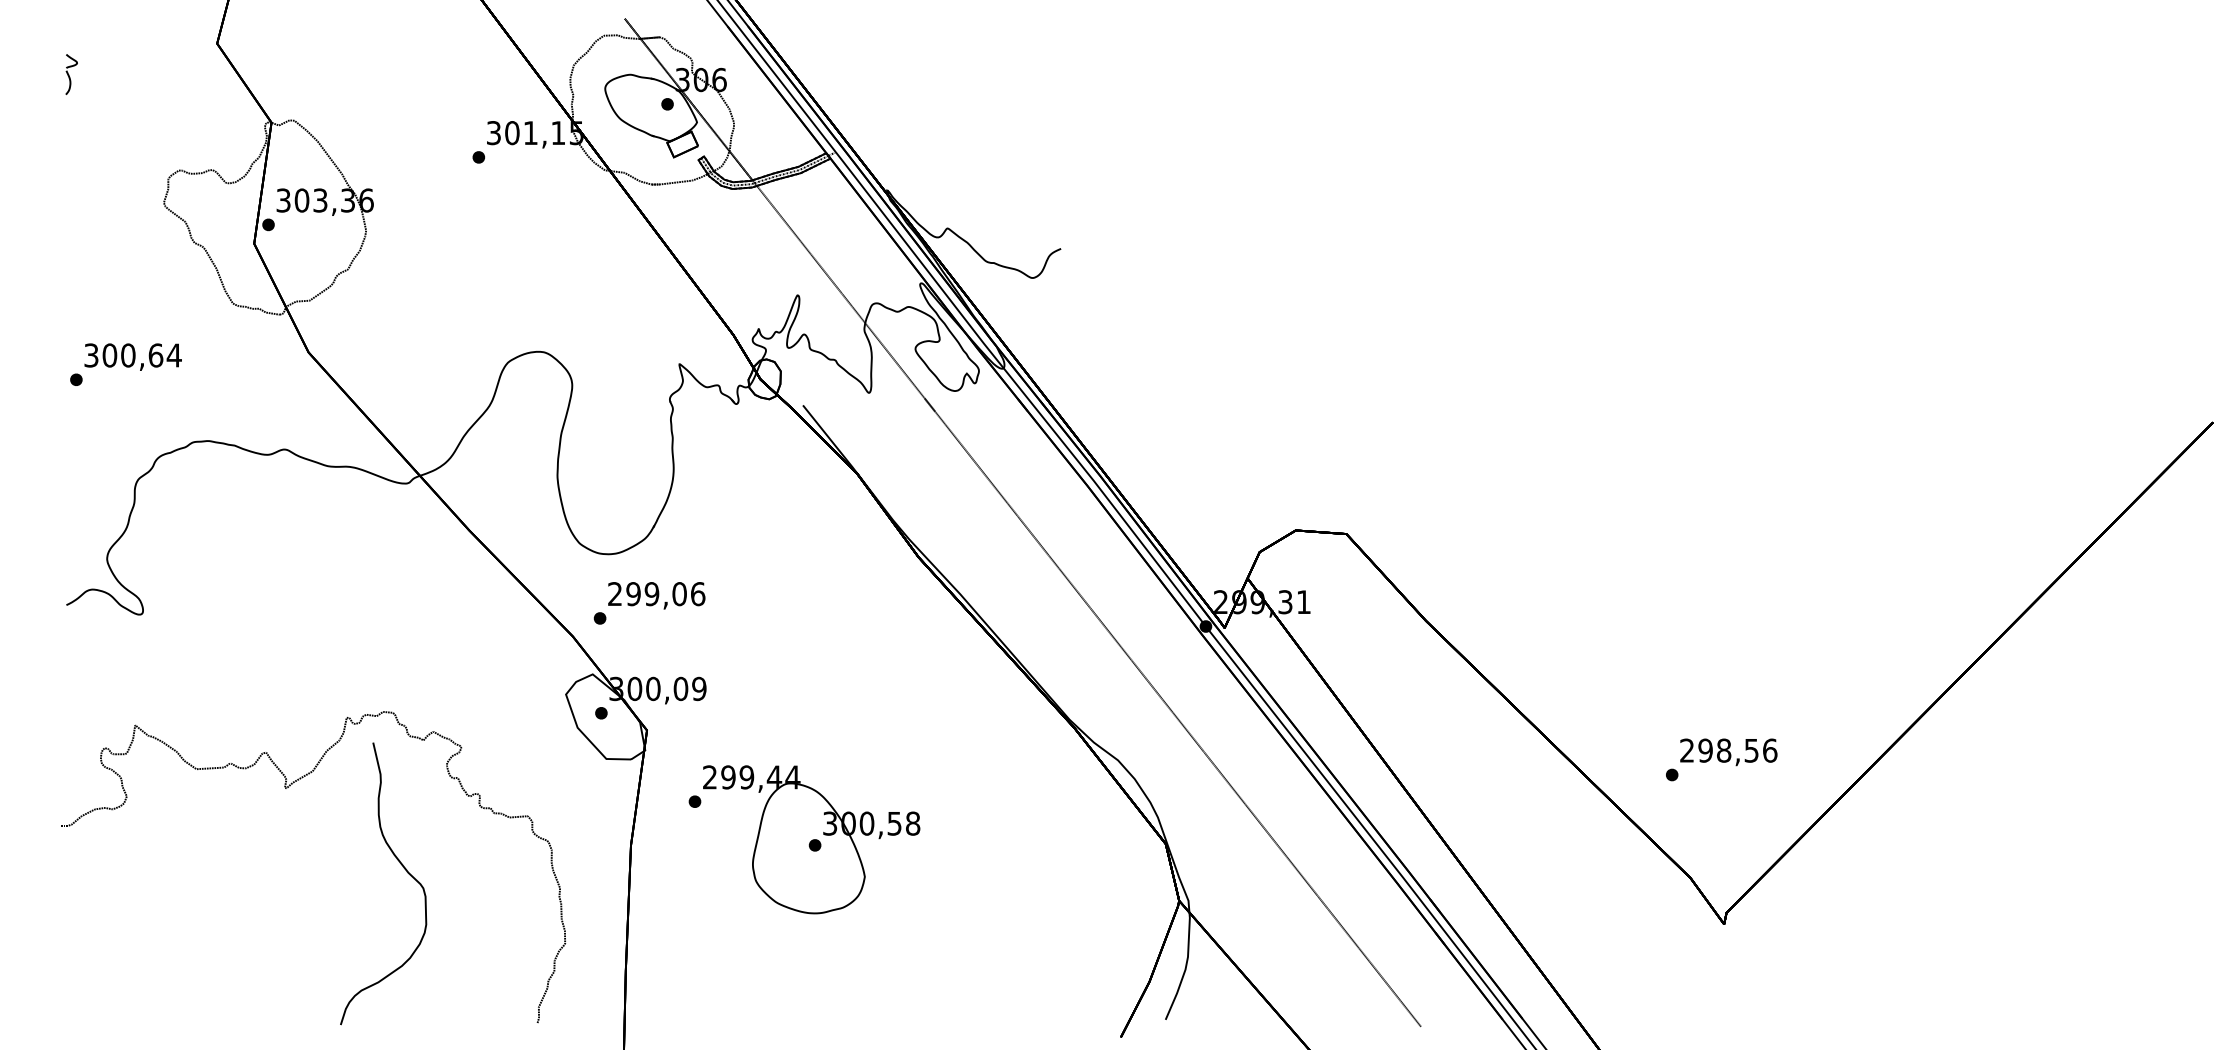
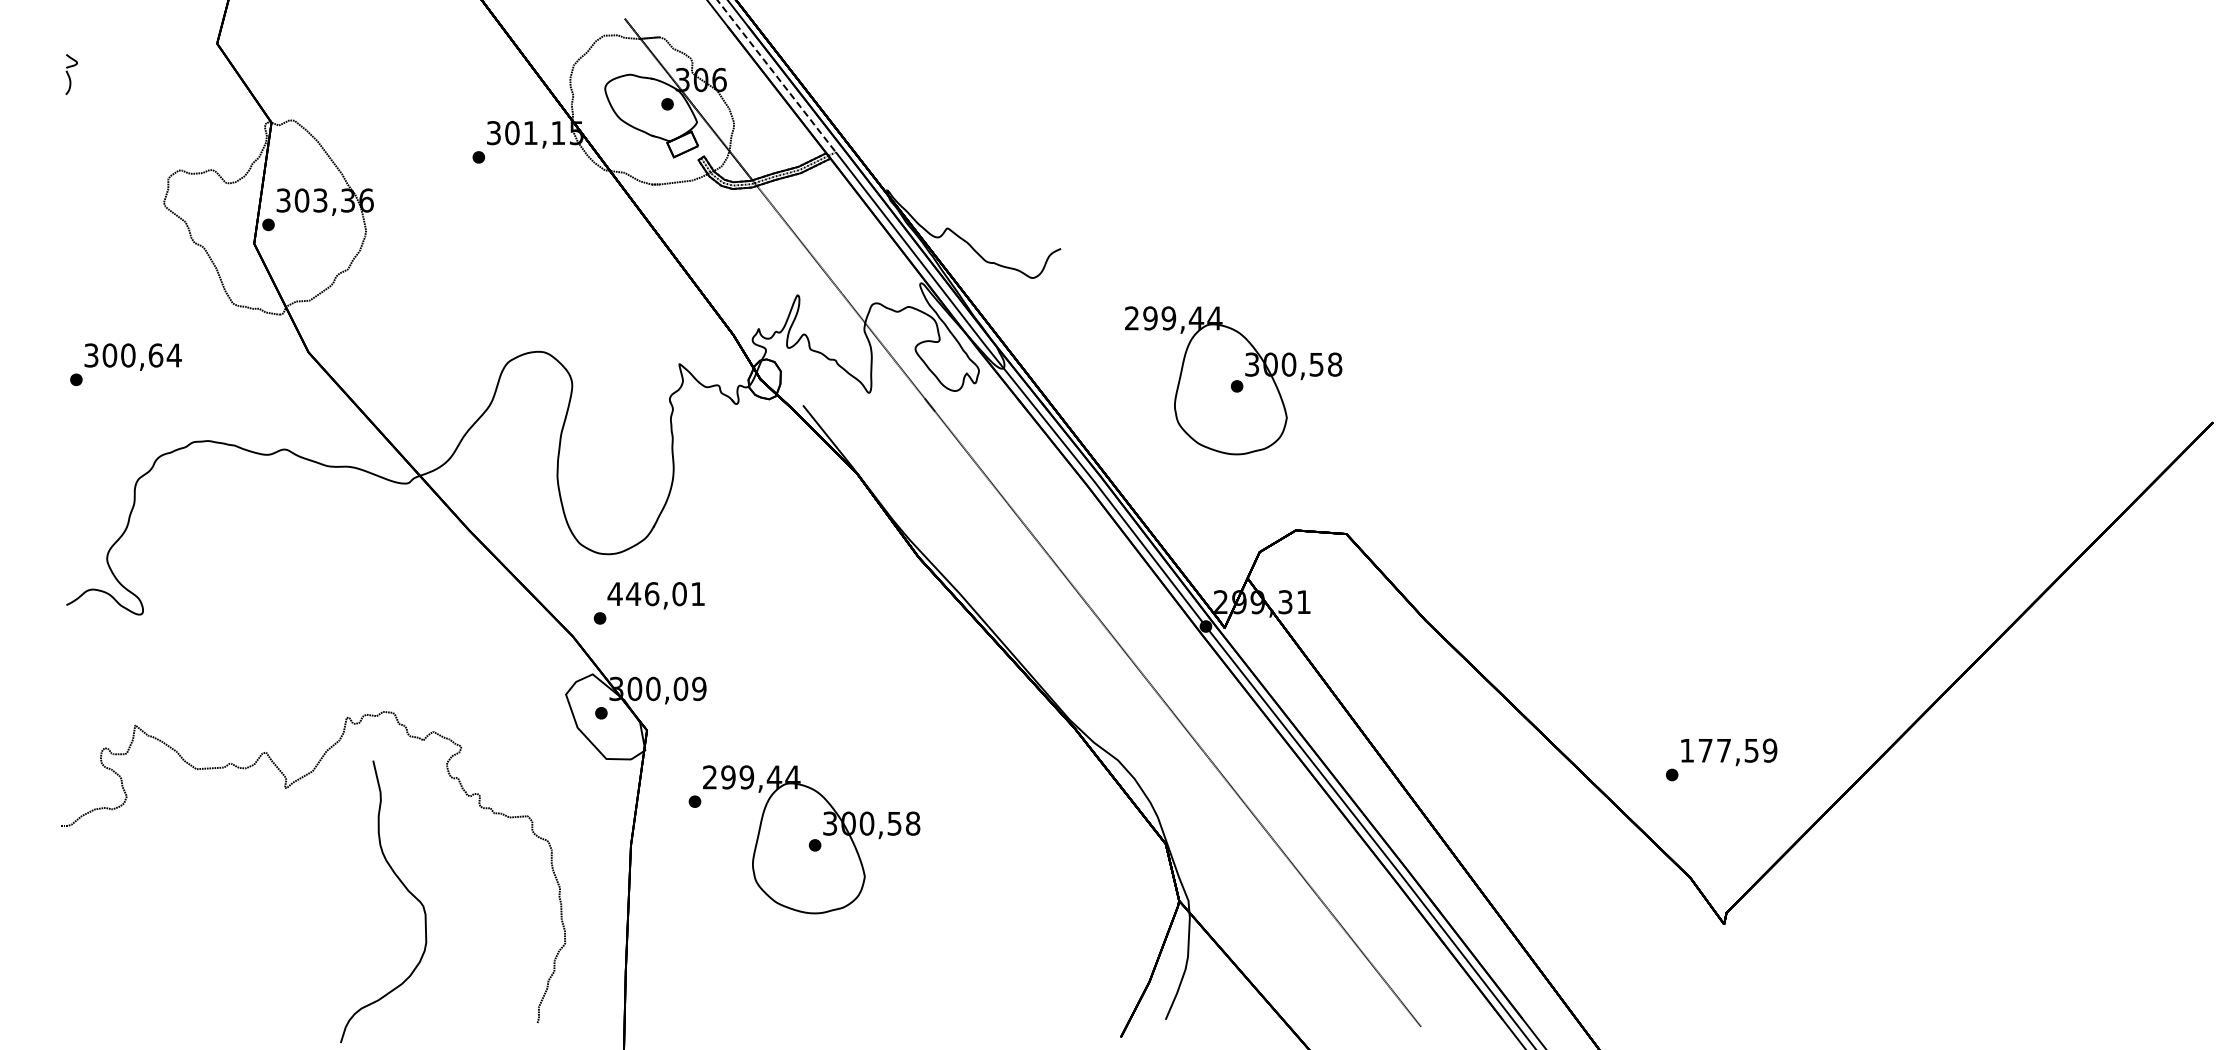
line: solid -> dashed (777, 76)
part: none -> present (1233, 380)
text: 299,06 -> 446,01 (656, 594)
text: 298,56 -> 177,59 (1728, 750)
curve position: (403, 868) -> (403, 886) (403, 886)
